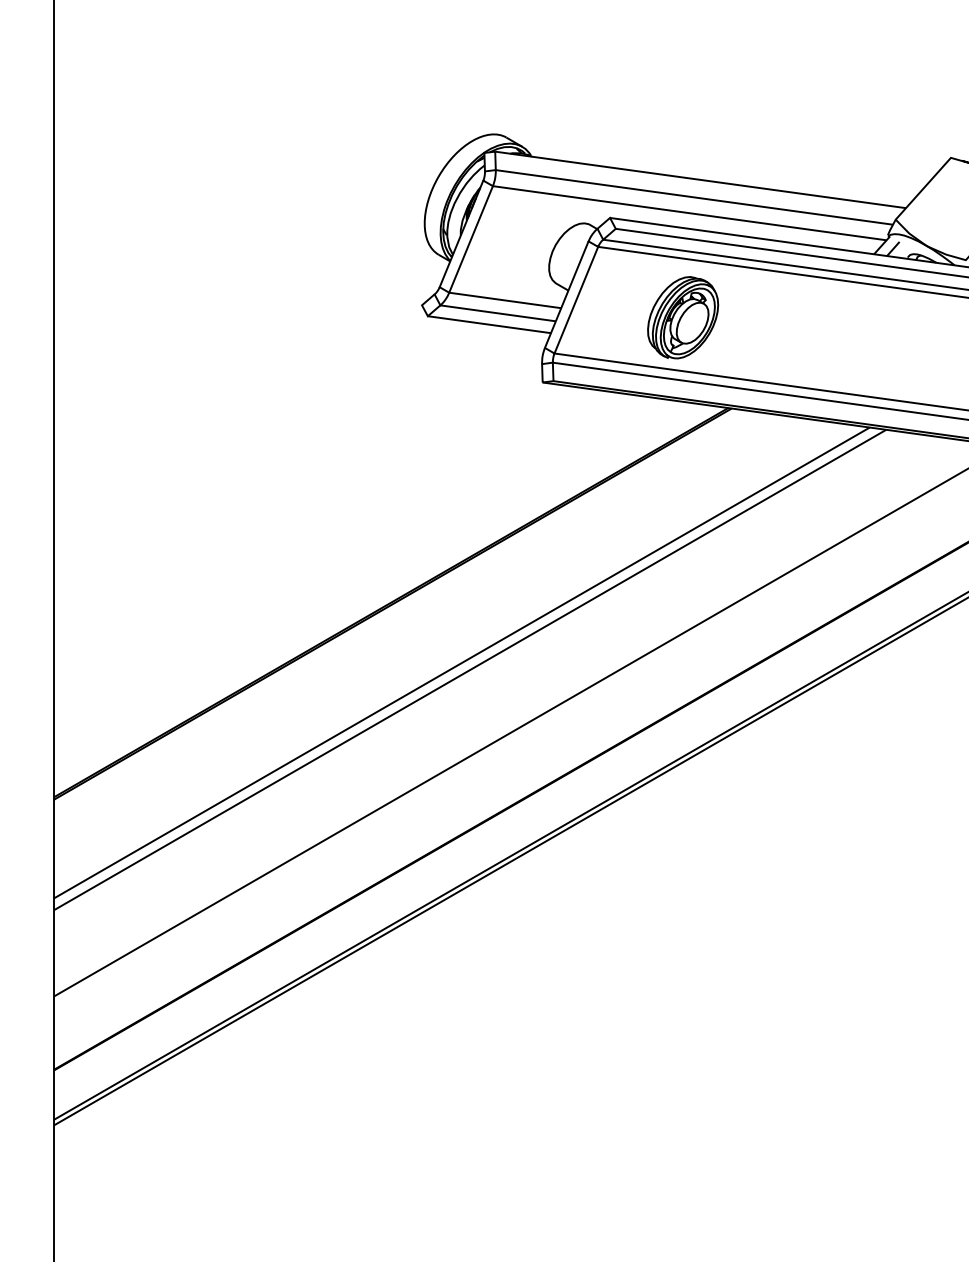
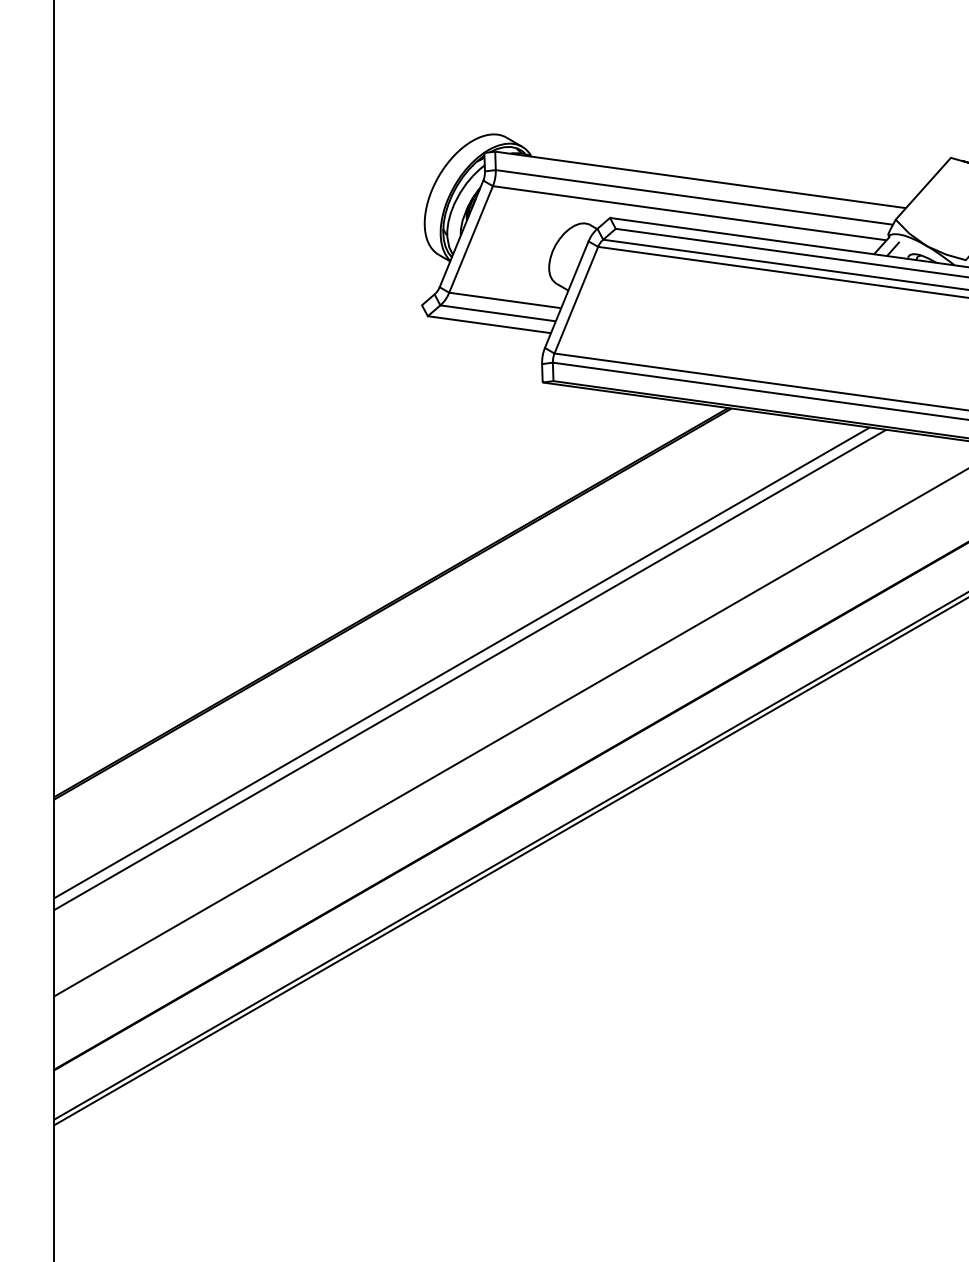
part: present -> none (683, 317)
